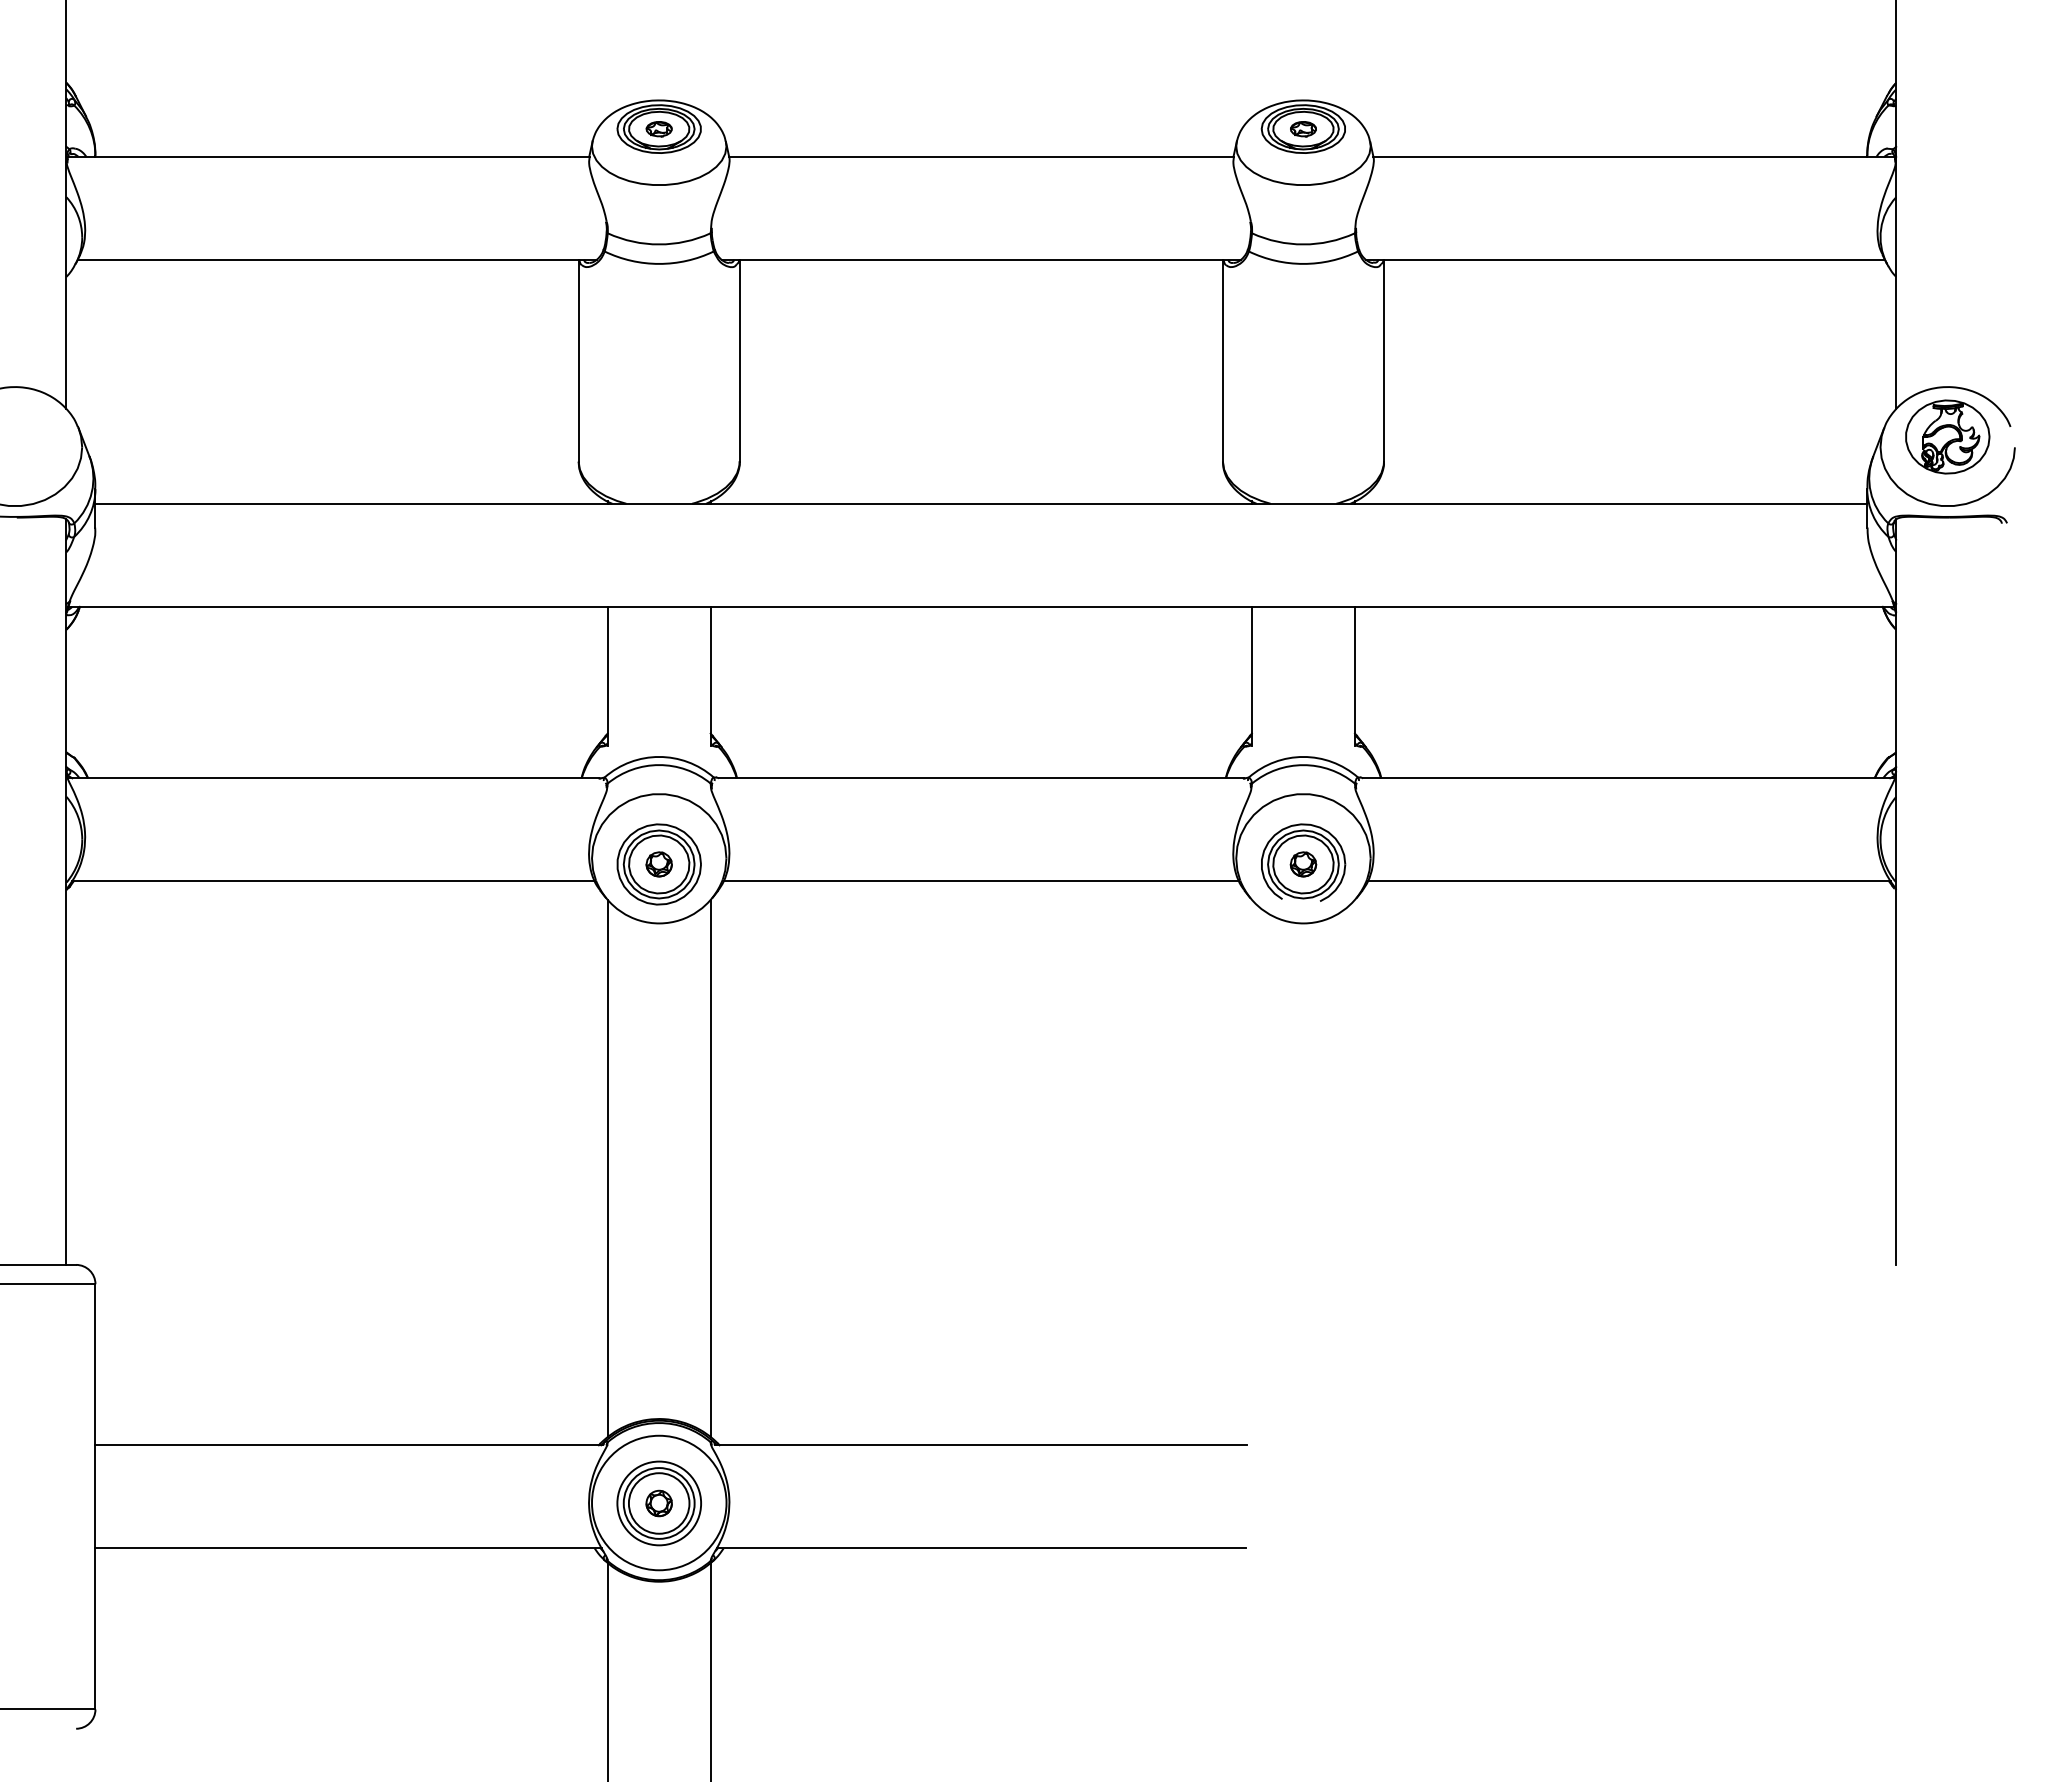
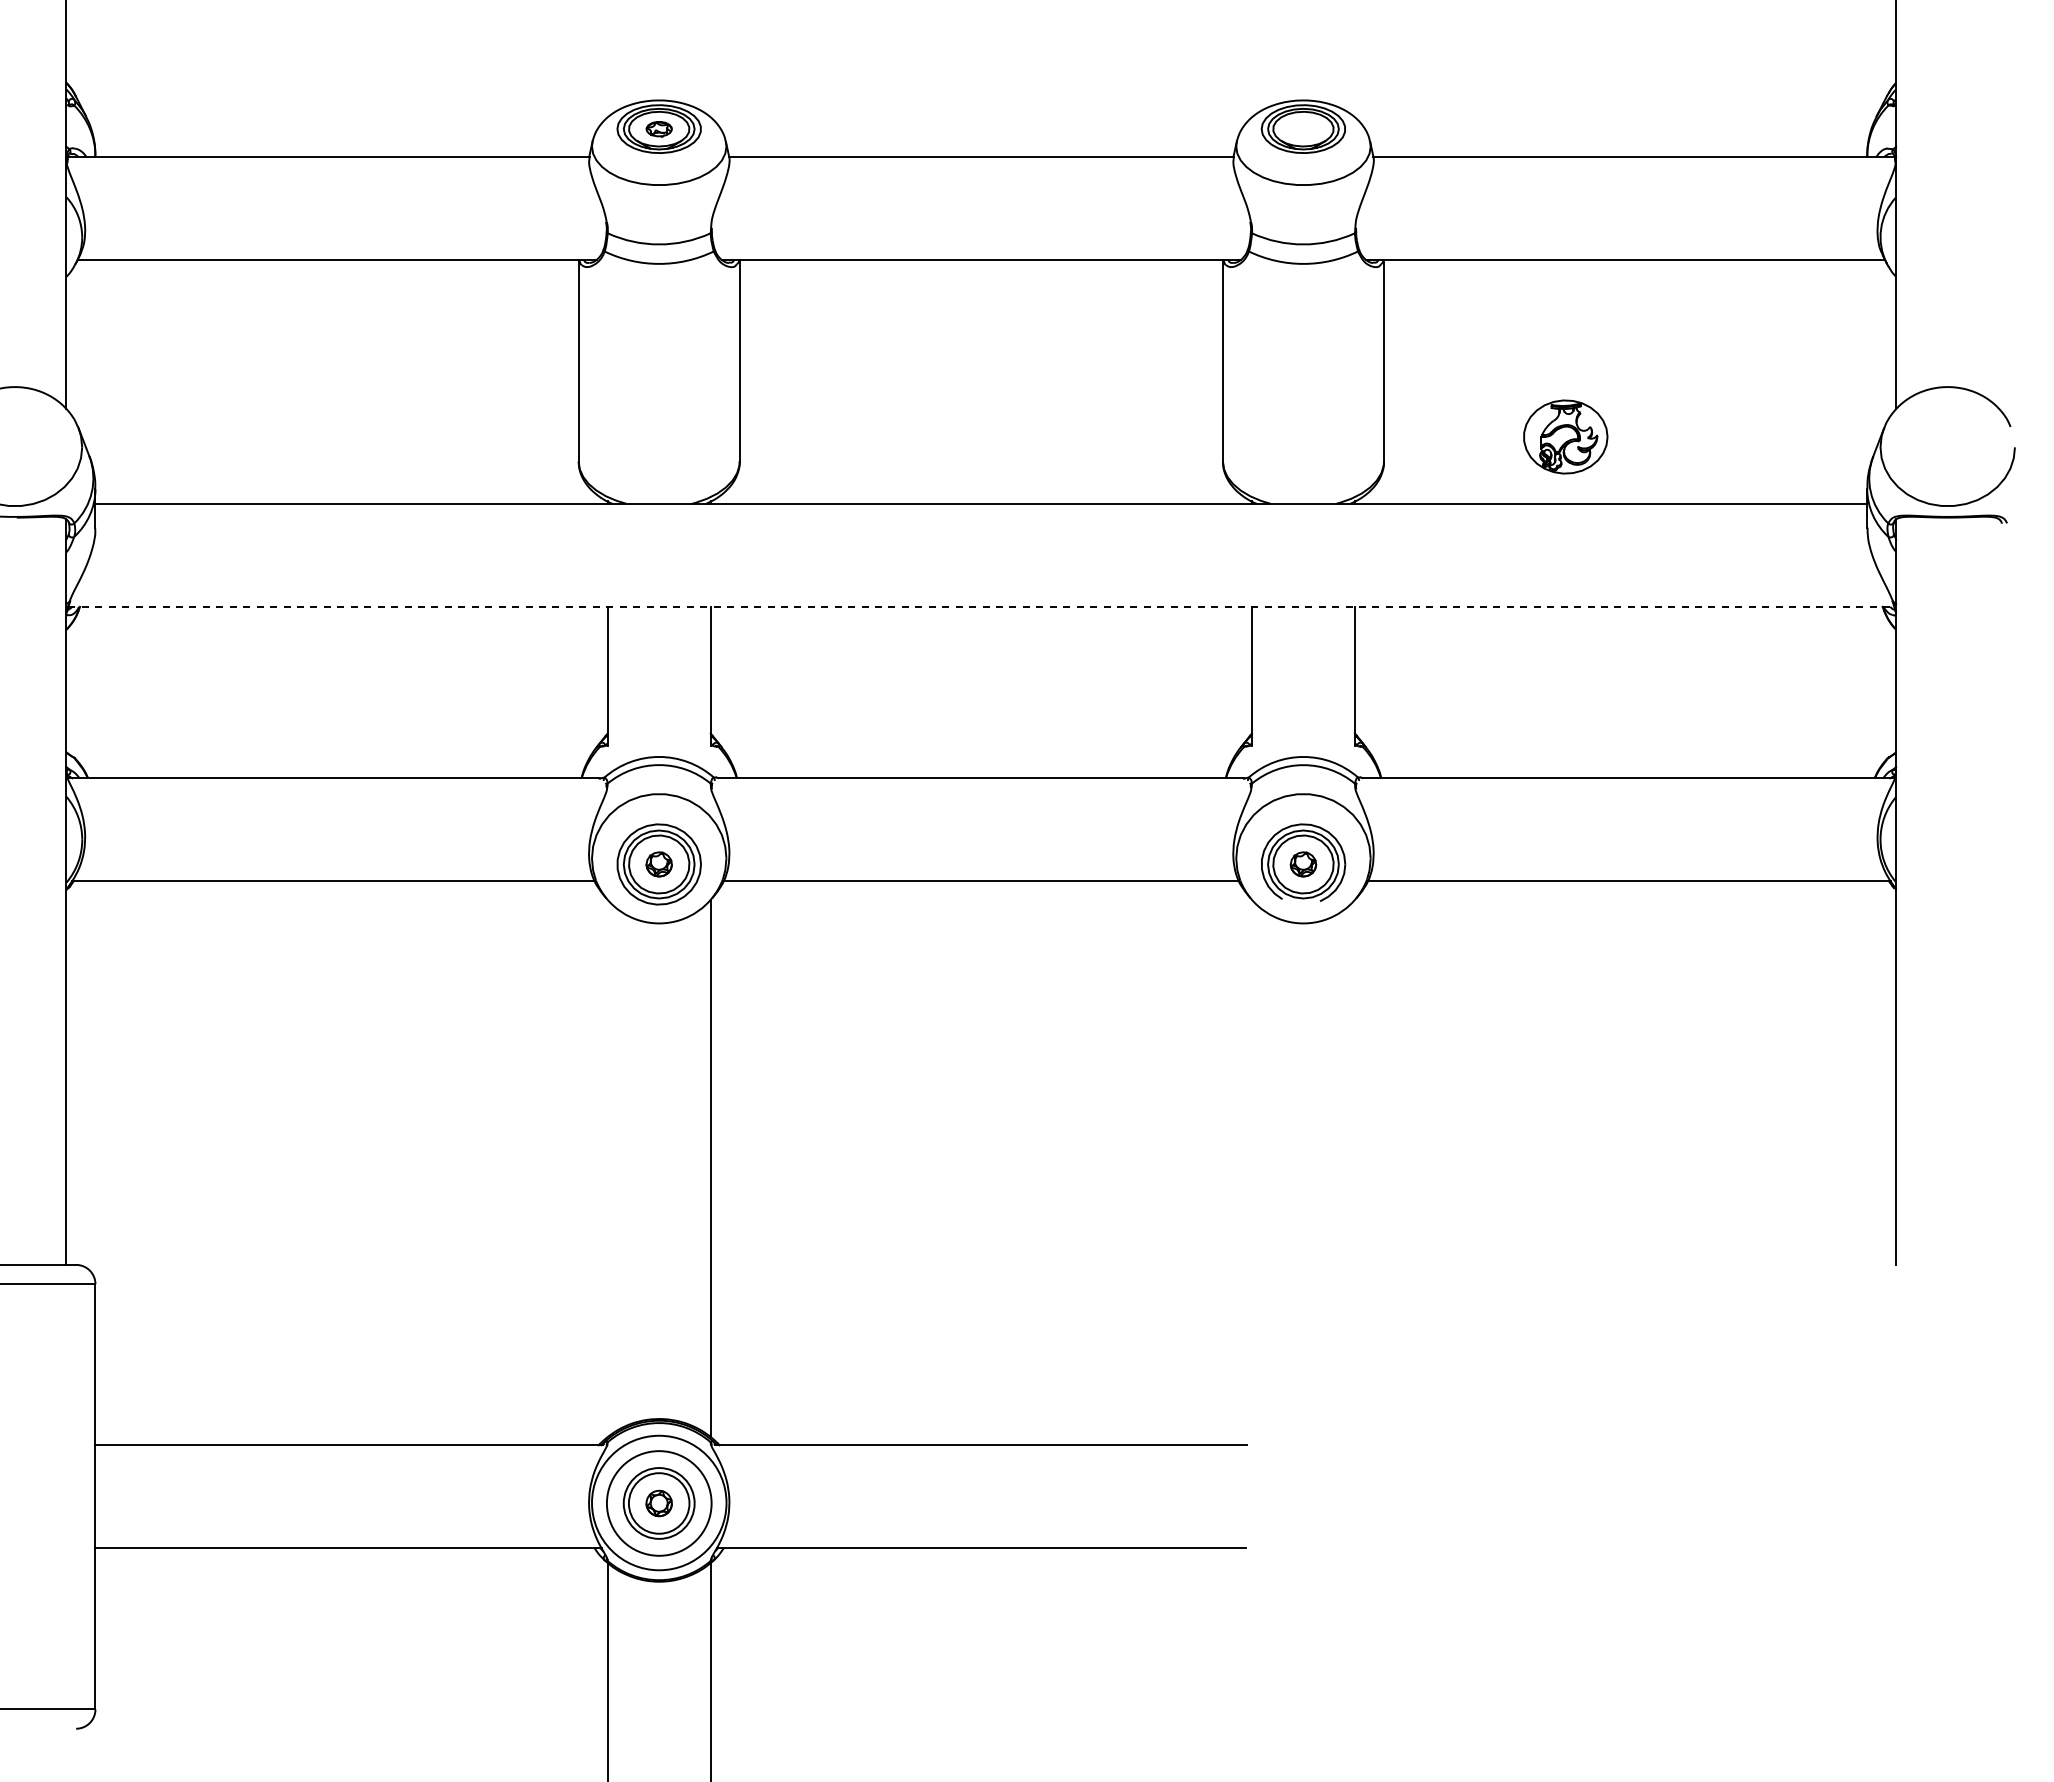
part: present -> none (1303, 129)
part position: (1947, 436) -> (1565, 436) (1565, 436)
line: solid -> dashed (981, 606)
line: present -> none (607, 1168)
circle diameter: 84 px -> 105 px (658, 1503)
